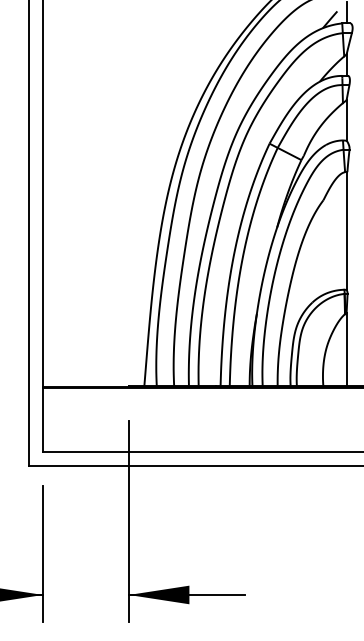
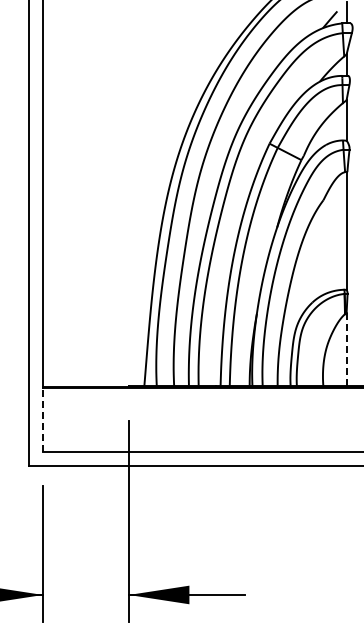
line: solid -> dashed (346, 349)
line: solid -> dashed (42, 419)
